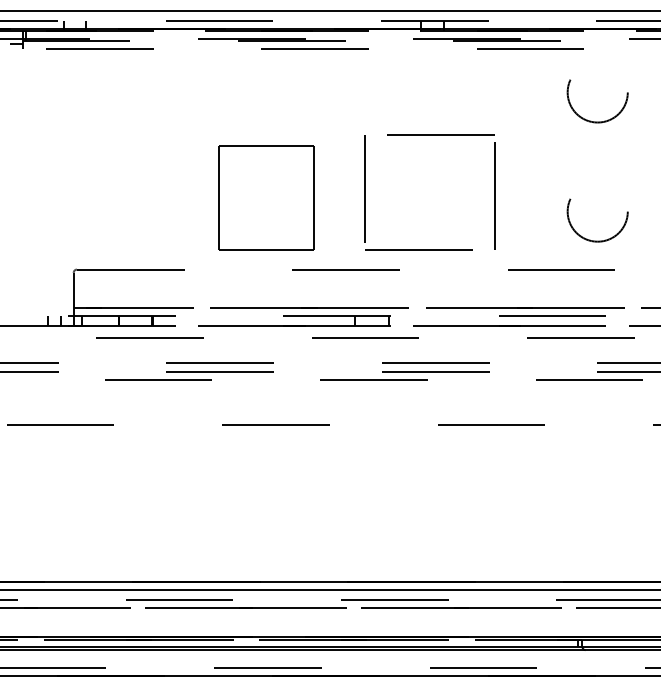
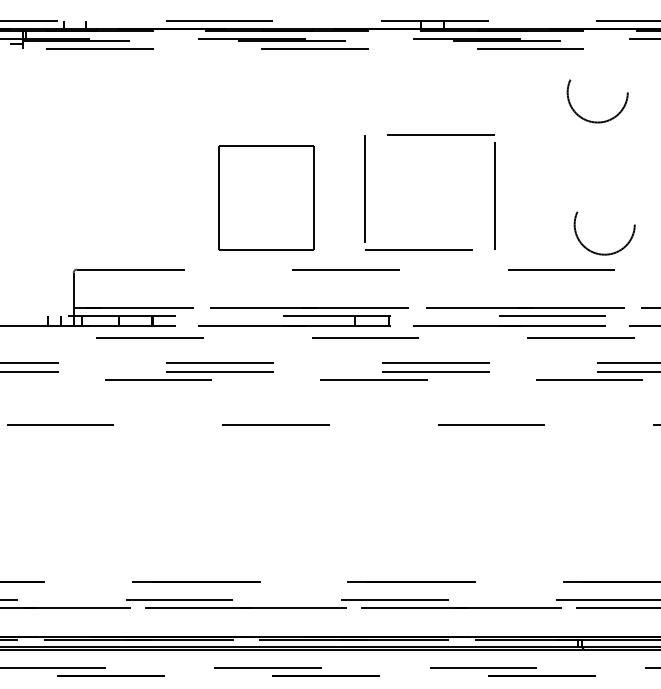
line: present -> none (329, 10)
circle position: (597, 220) -> (604, 233) (604, 233)
line: solid -> dashed (330, 582)
line: present -> none (329, 589)
line: solid -> dashed (330, 676)
